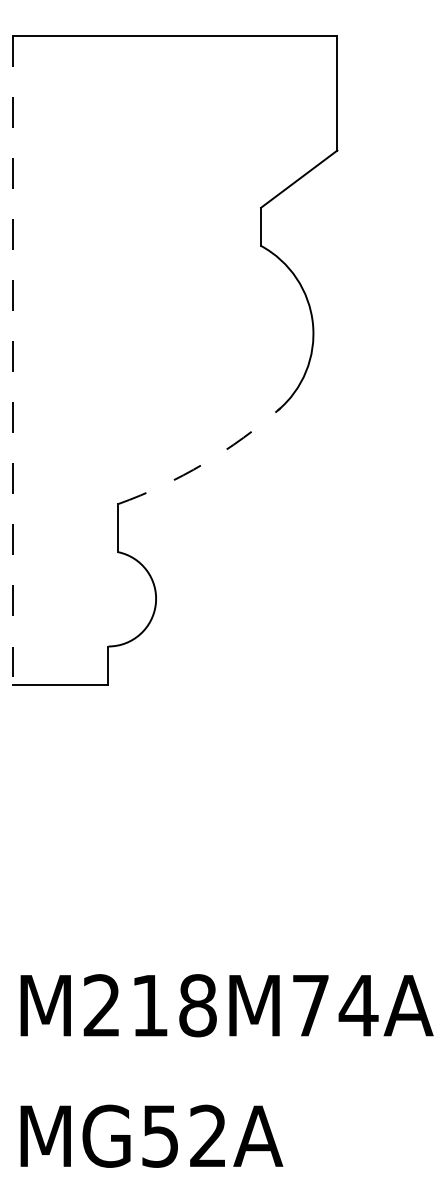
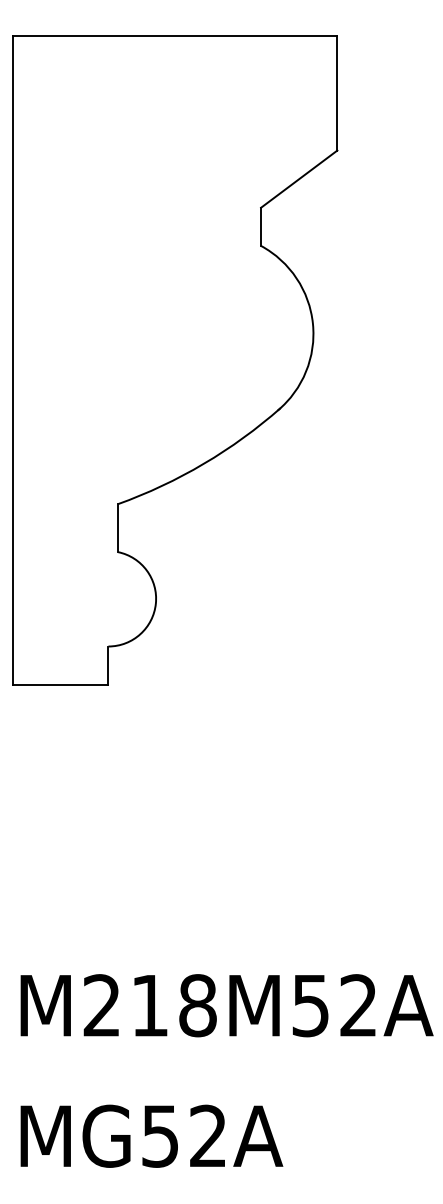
line: dashed -> solid (13, 360)
arc: dashed -> solid (203, 463)
text: M218M74A -> M218M52A (335, 1005)
